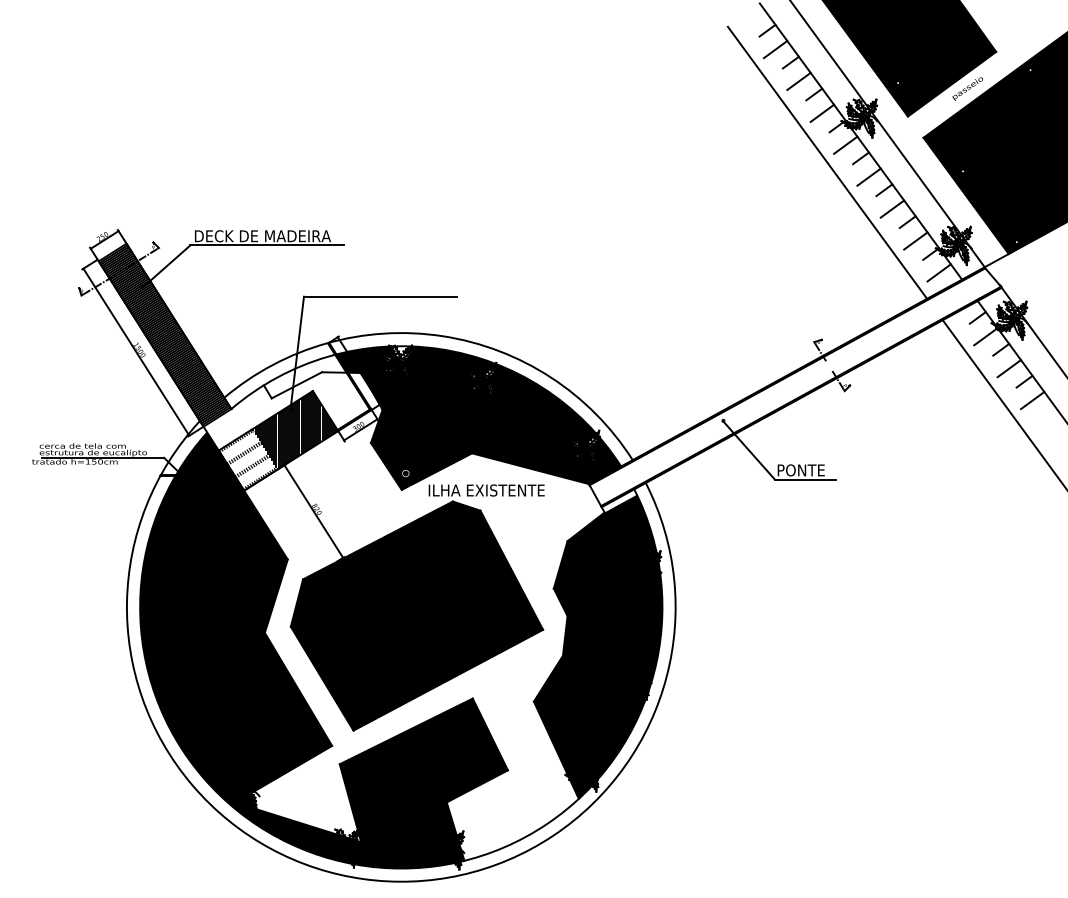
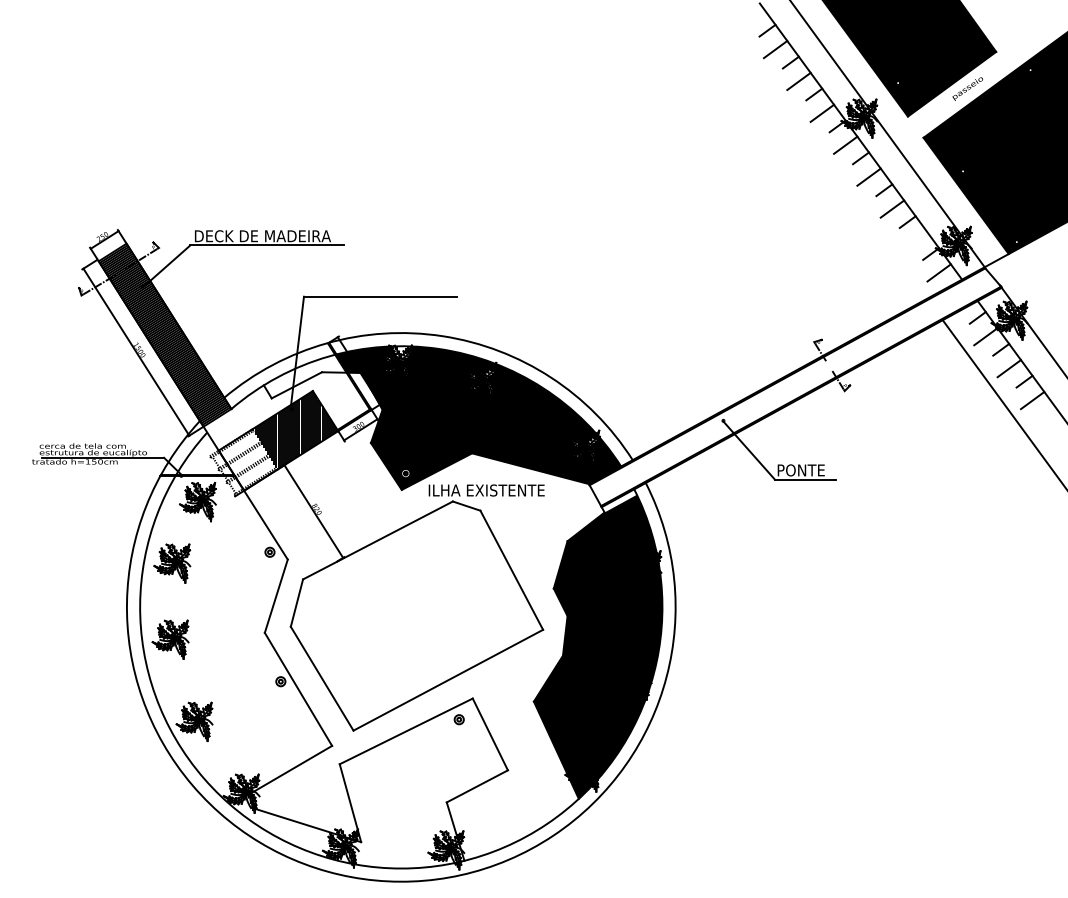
line: present -> none (827, 162)
line: present -> none (915, 240)
fill: present -> none (416, 615)
fill: present -> none (323, 650)
